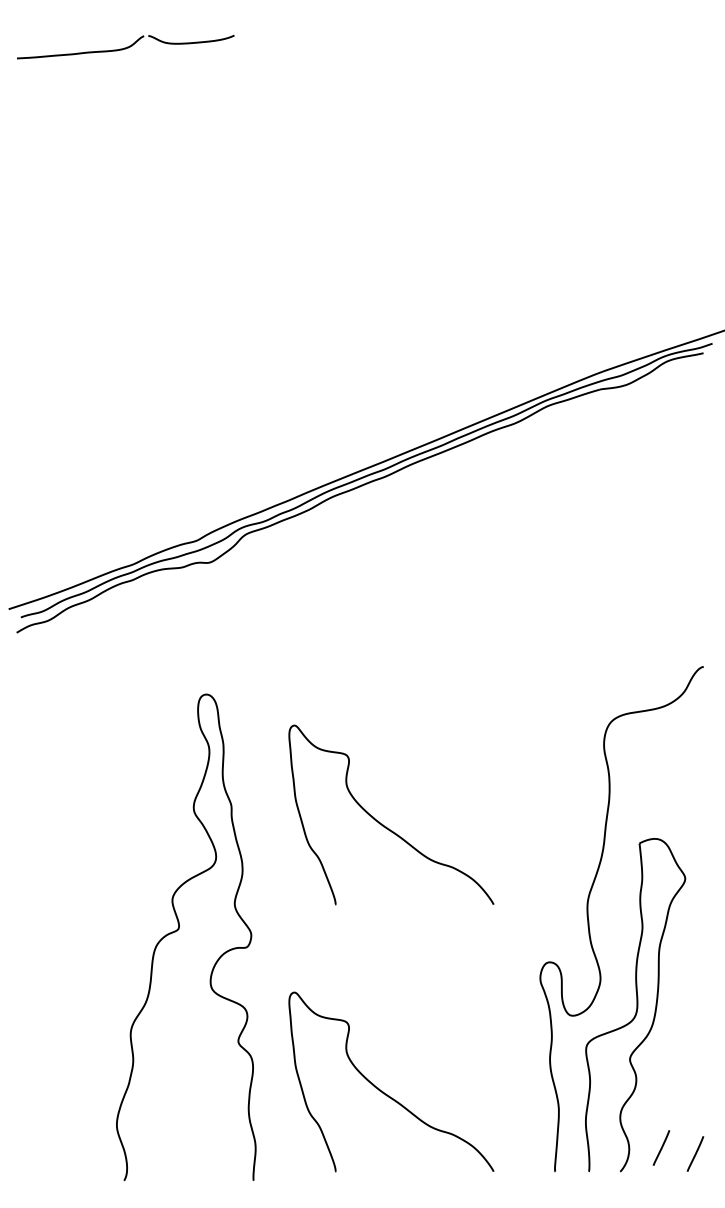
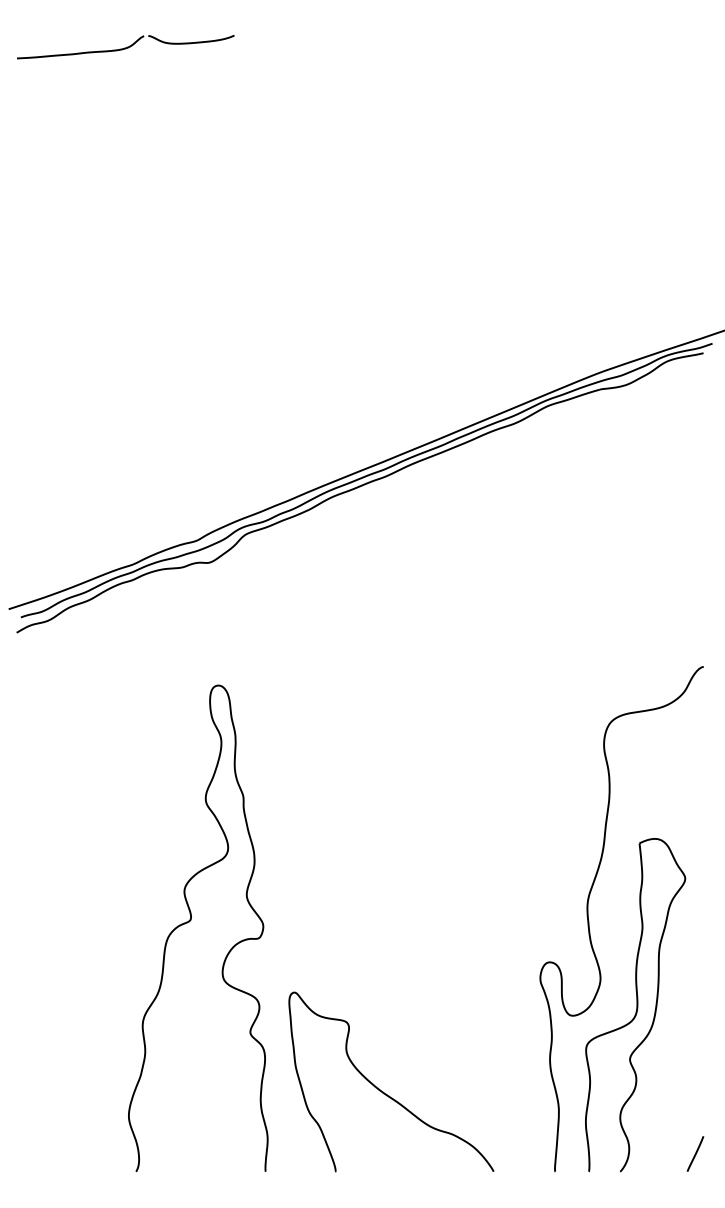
curve: present -> none (383, 824)
curve position: (179, 929) -> (191, 920) (191, 920)
line: present -> none (661, 1147)
